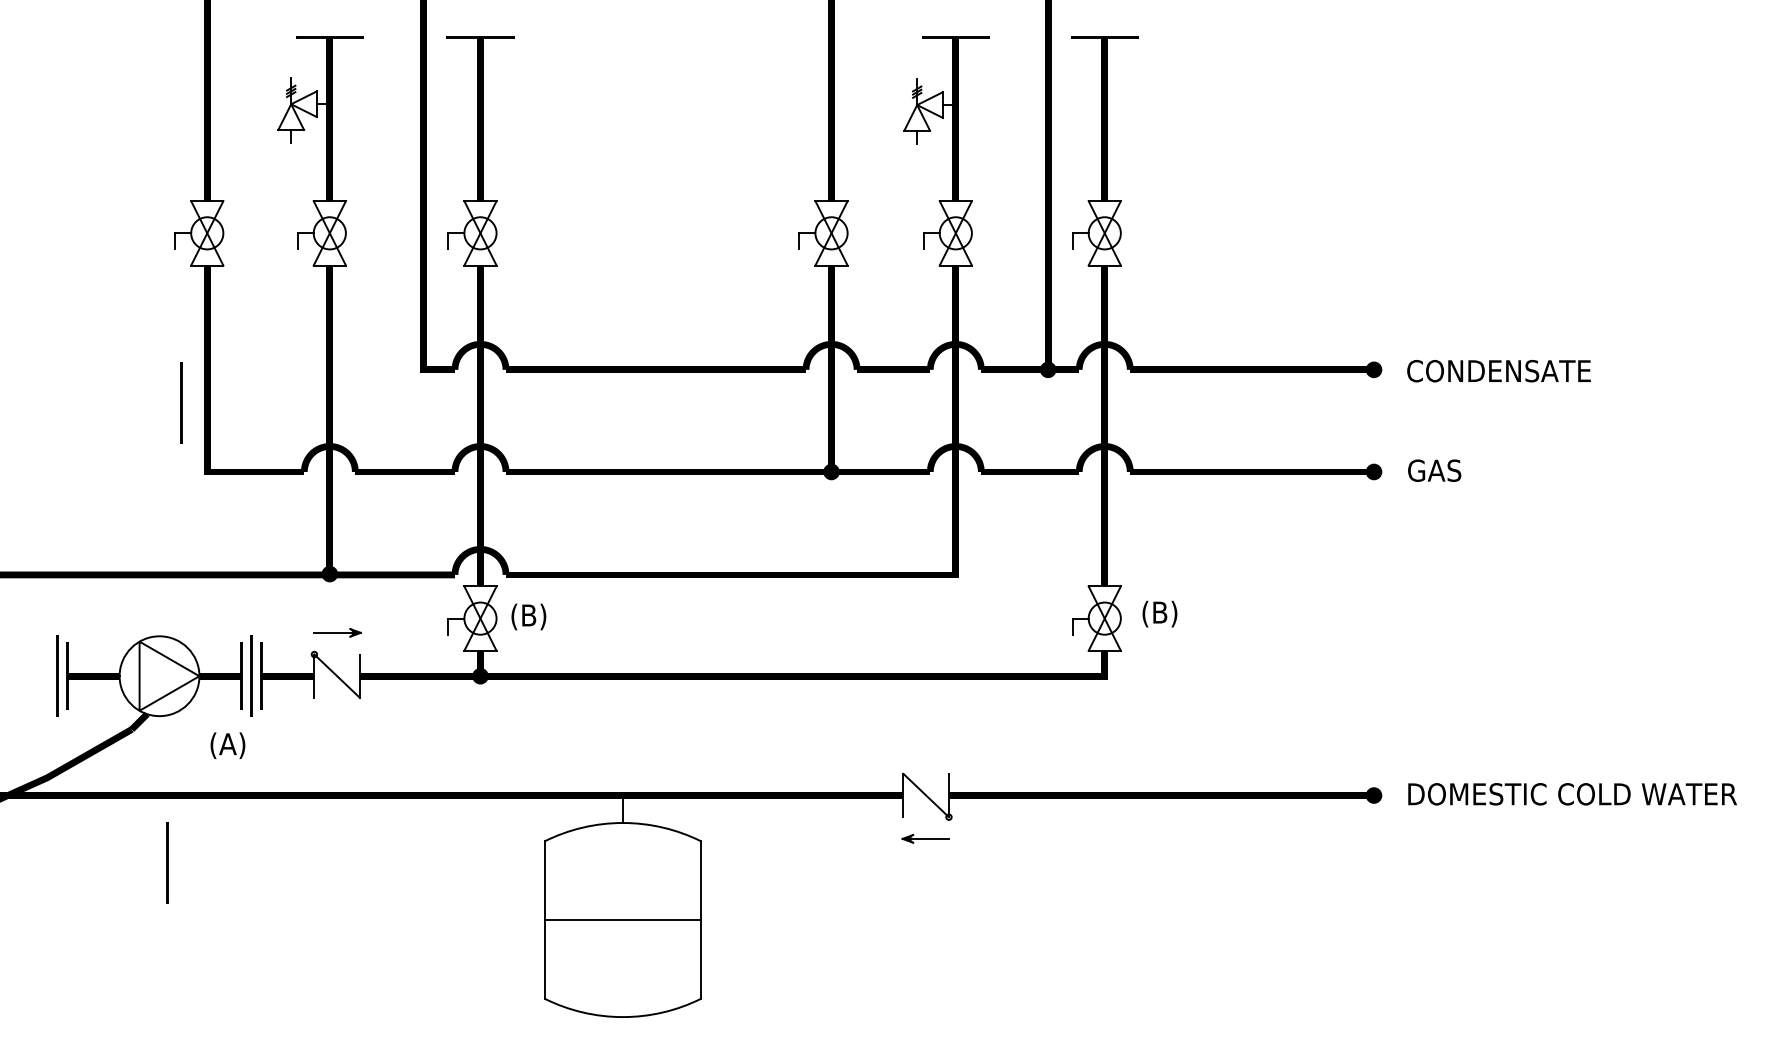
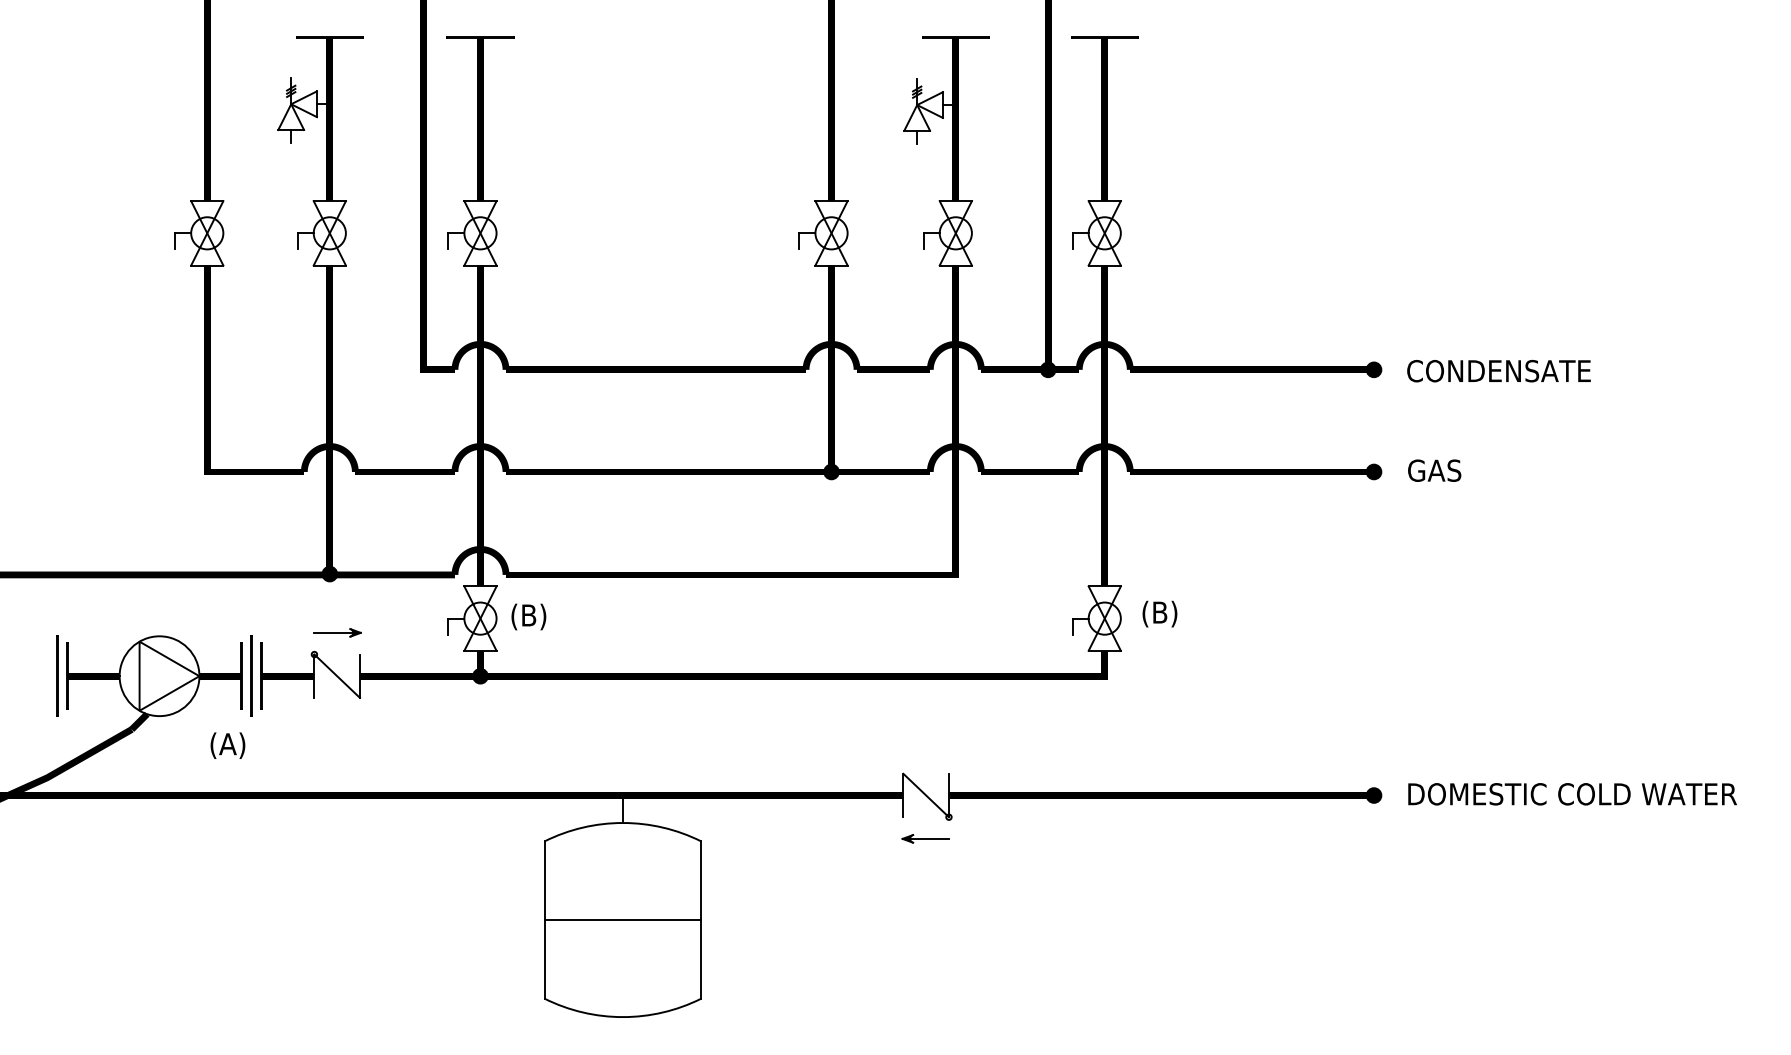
line: present -> none (181, 402)
line: present -> none (167, 862)
